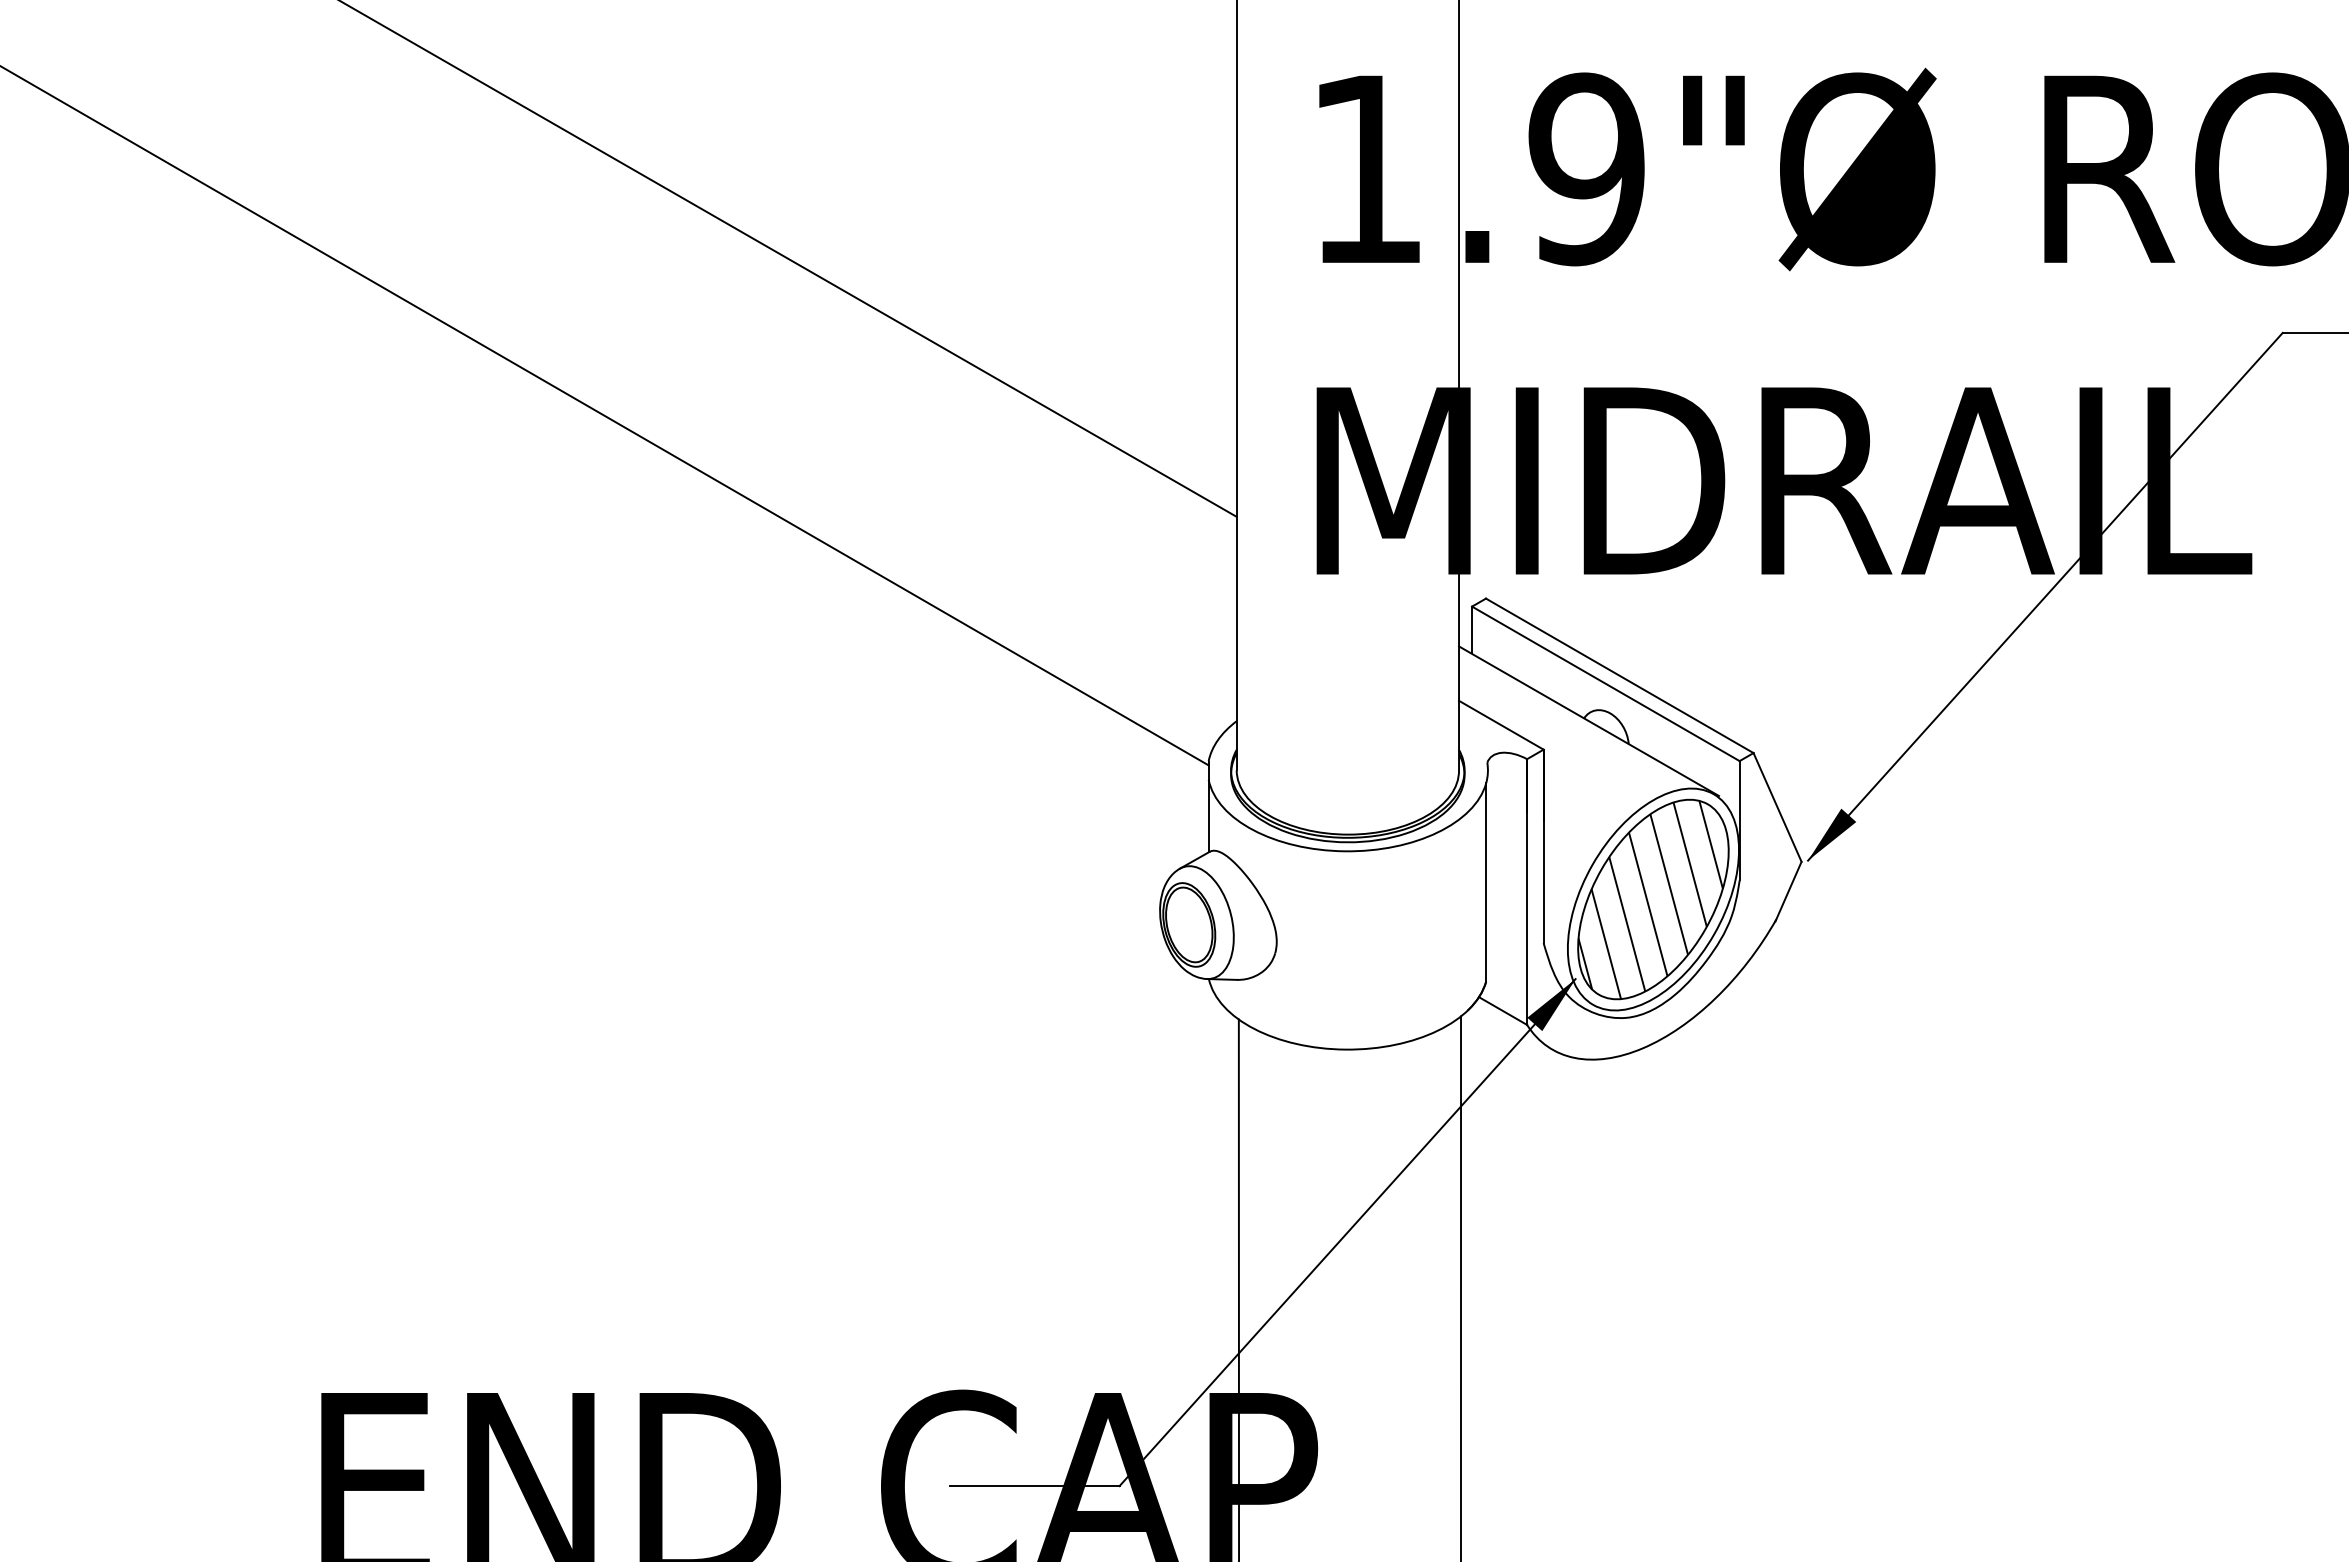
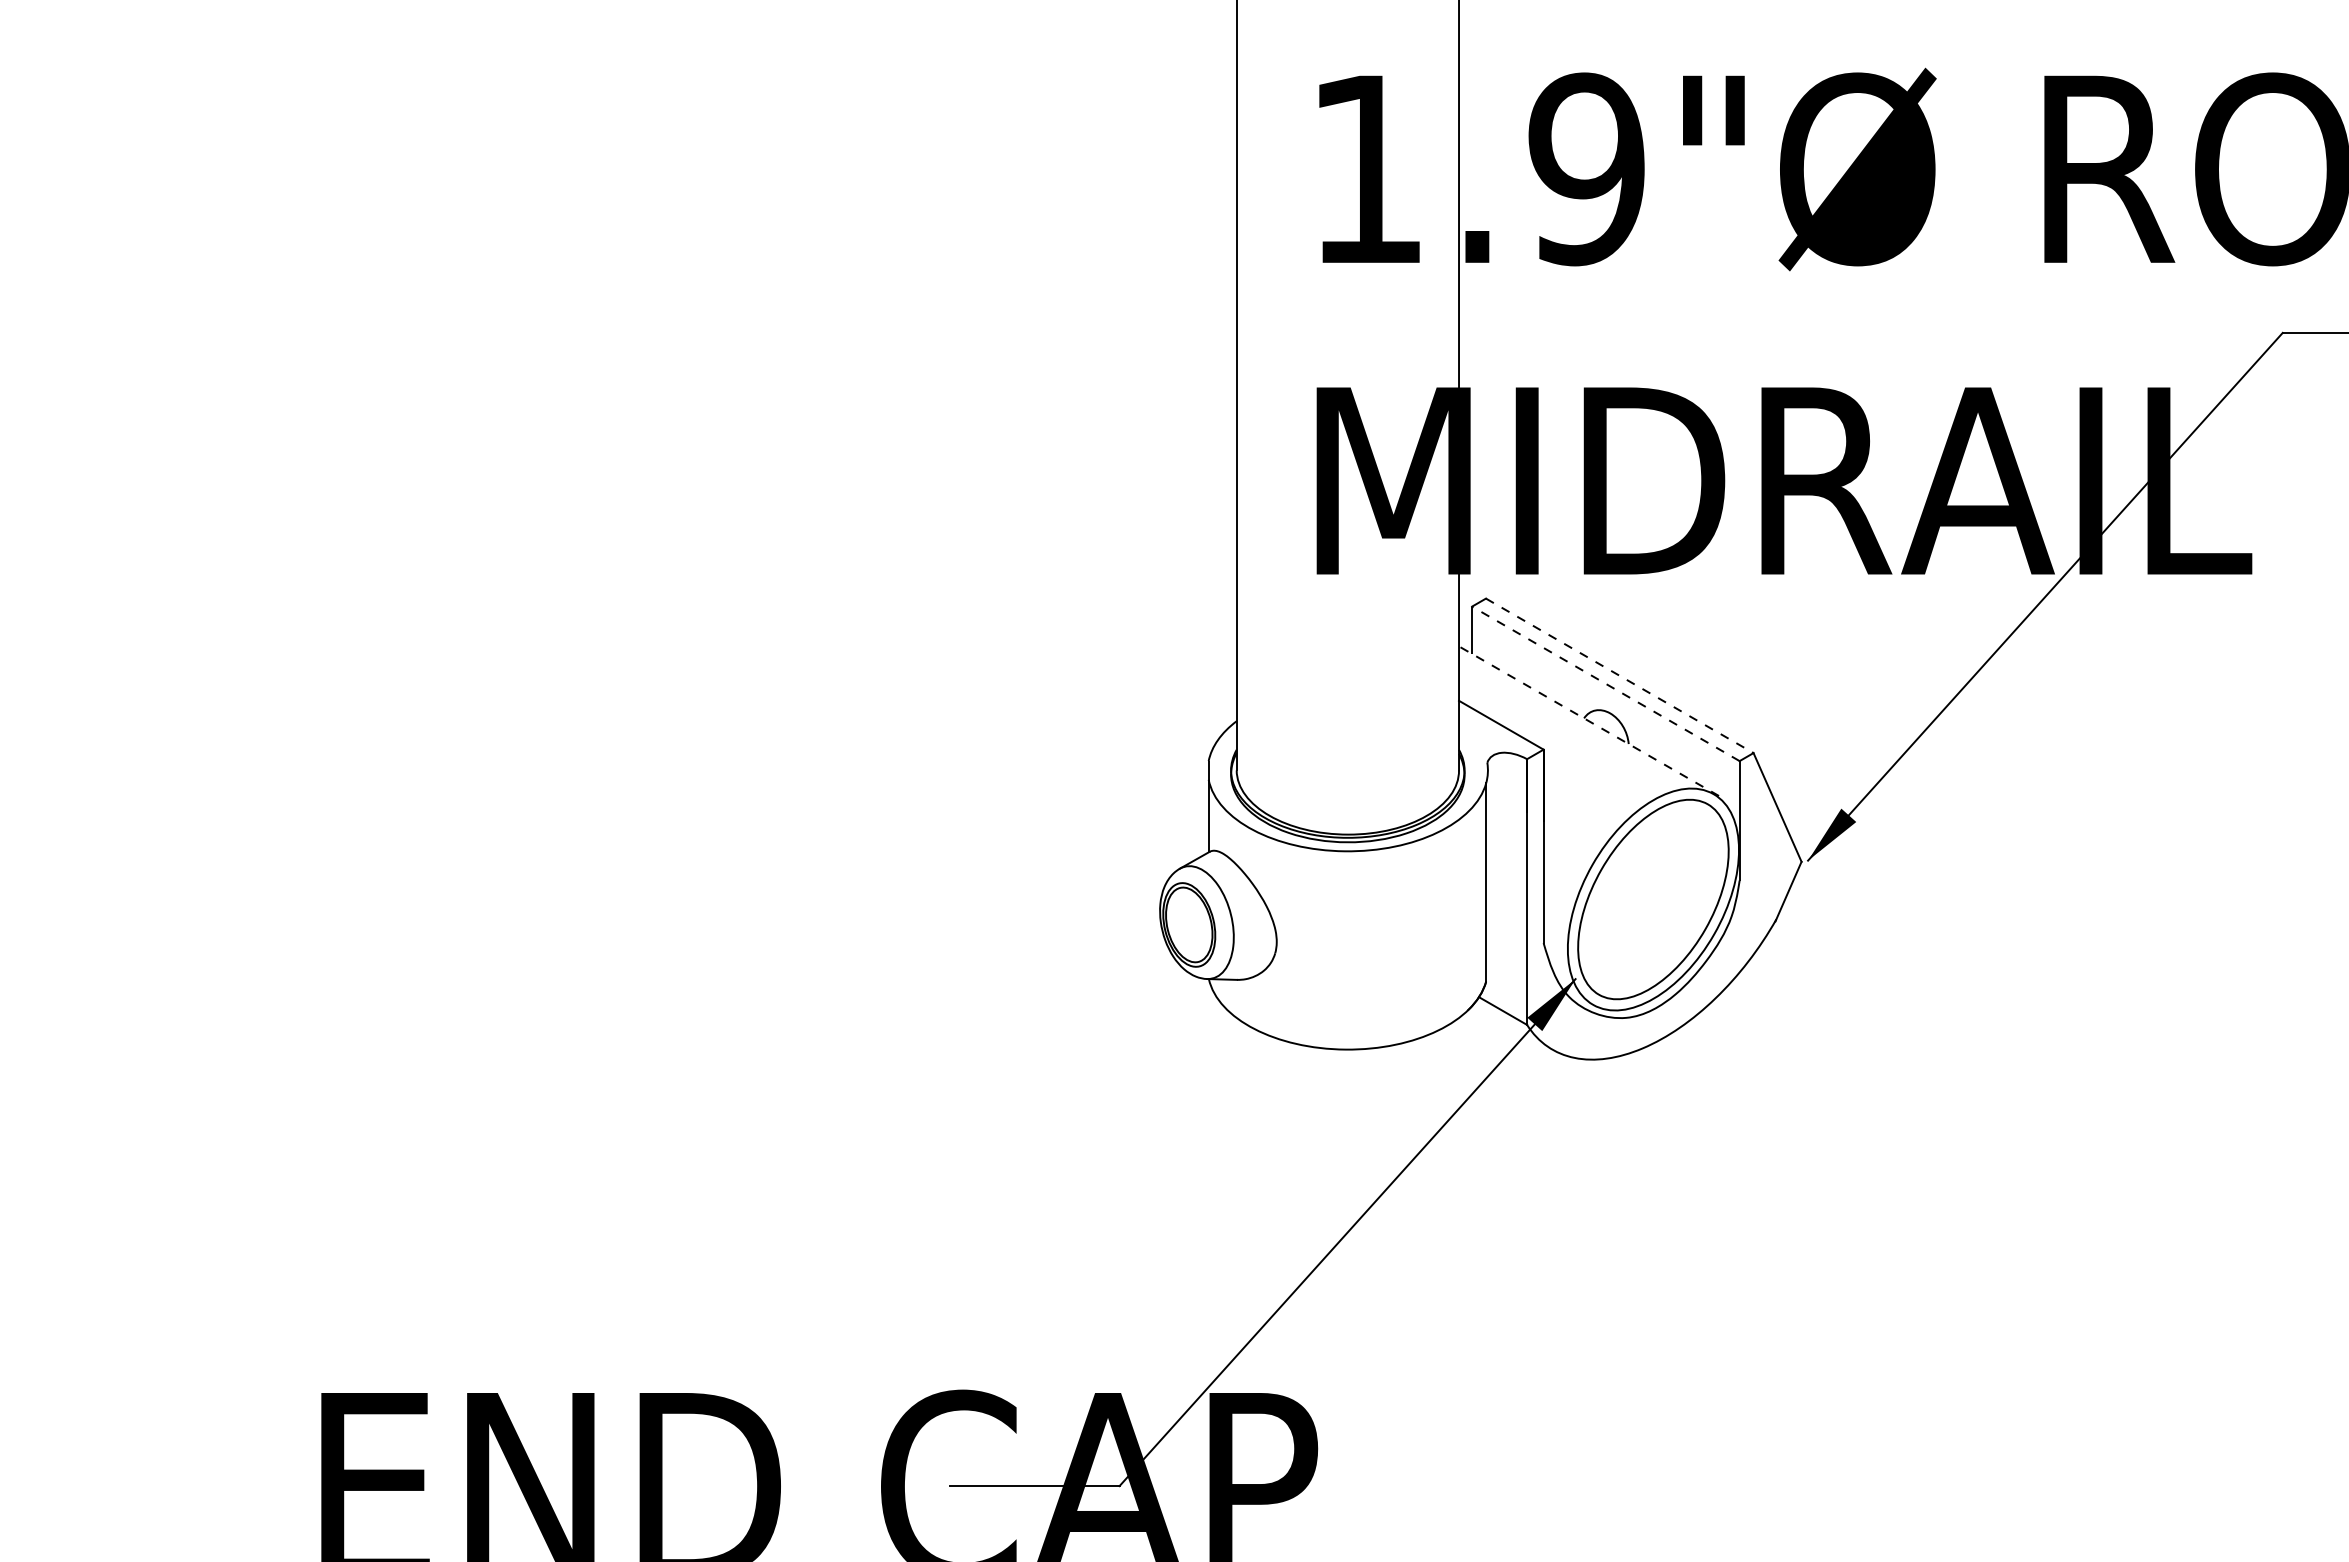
line: present -> none (789, 259)
line: present -> none (605, 416)
line: solid -> dashed (1620, 676)
line: solid -> dashed (1605, 683)
line: solid -> dashed (1588, 721)
hatch: present -> none (1650, 899)
line: present -> none (1460, 1287)
line: present -> none (1238, 1288)
